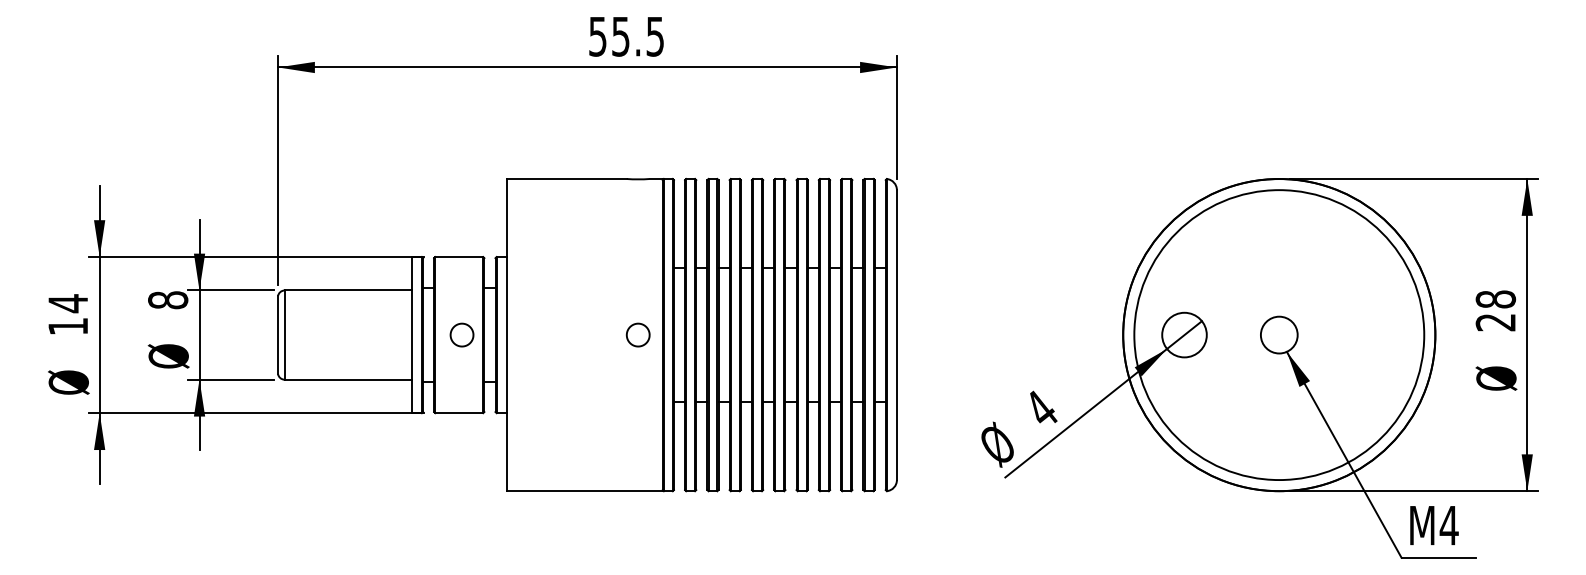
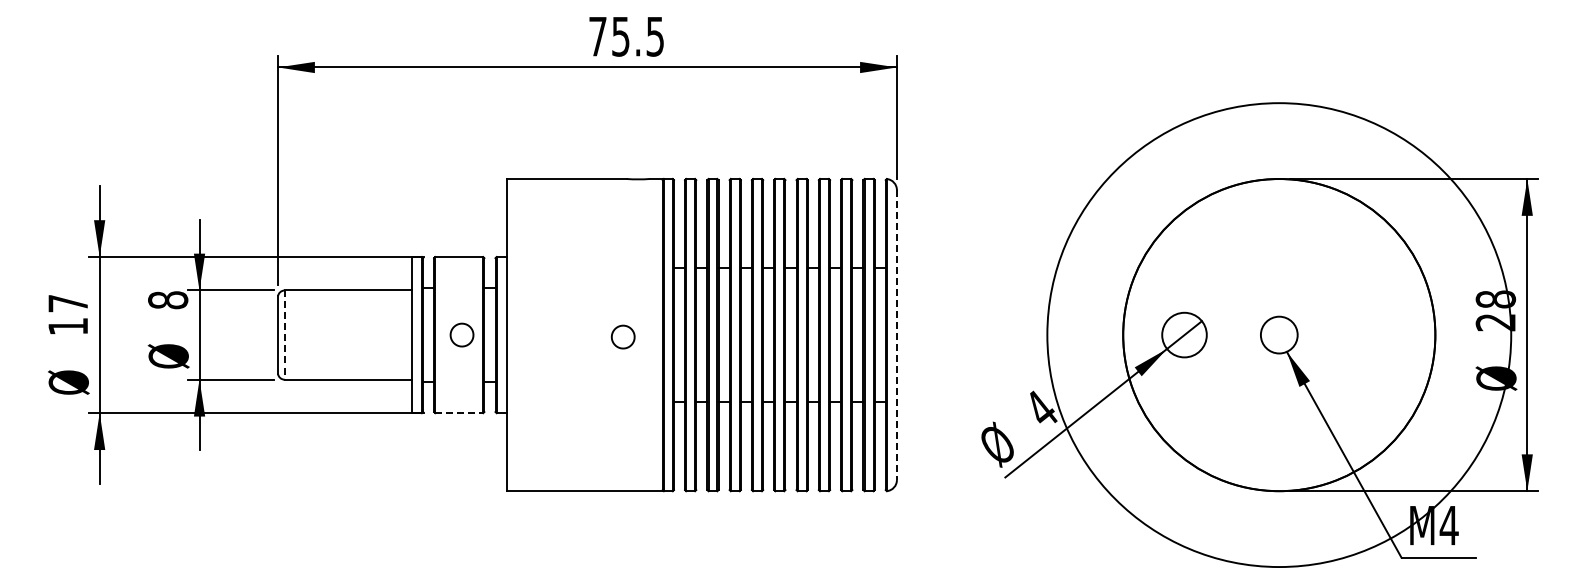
text: 55.5 -> 75.5 (597, 36)
text: 14 -> 17 (67, 303)
part position: (637, 334) -> (622, 336) (622, 336)
line: solid -> dashed (284, 335)
line: solid -> dashed (896, 335)
circle diameter: 290 px -> 464 px (1279, 335)
line: solid -> dashed (459, 413)
